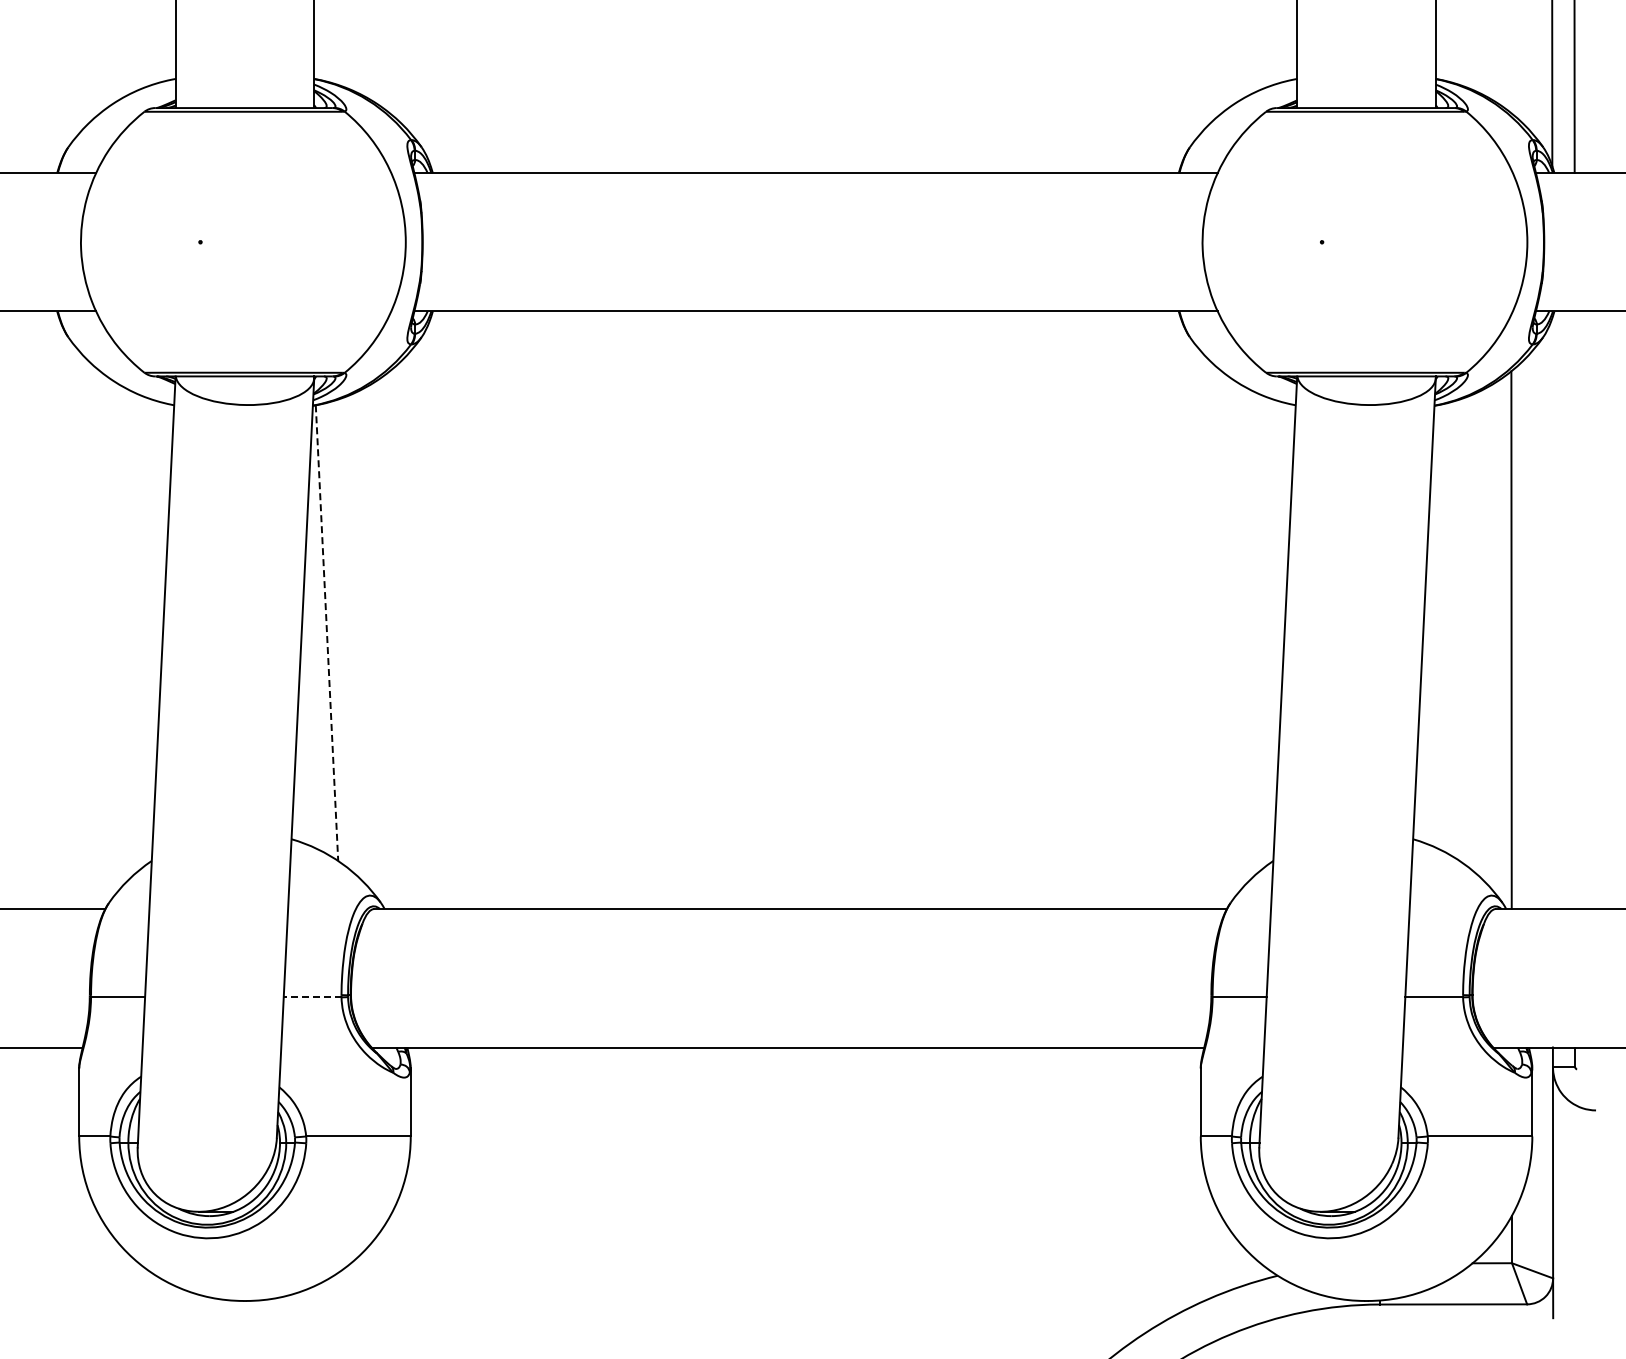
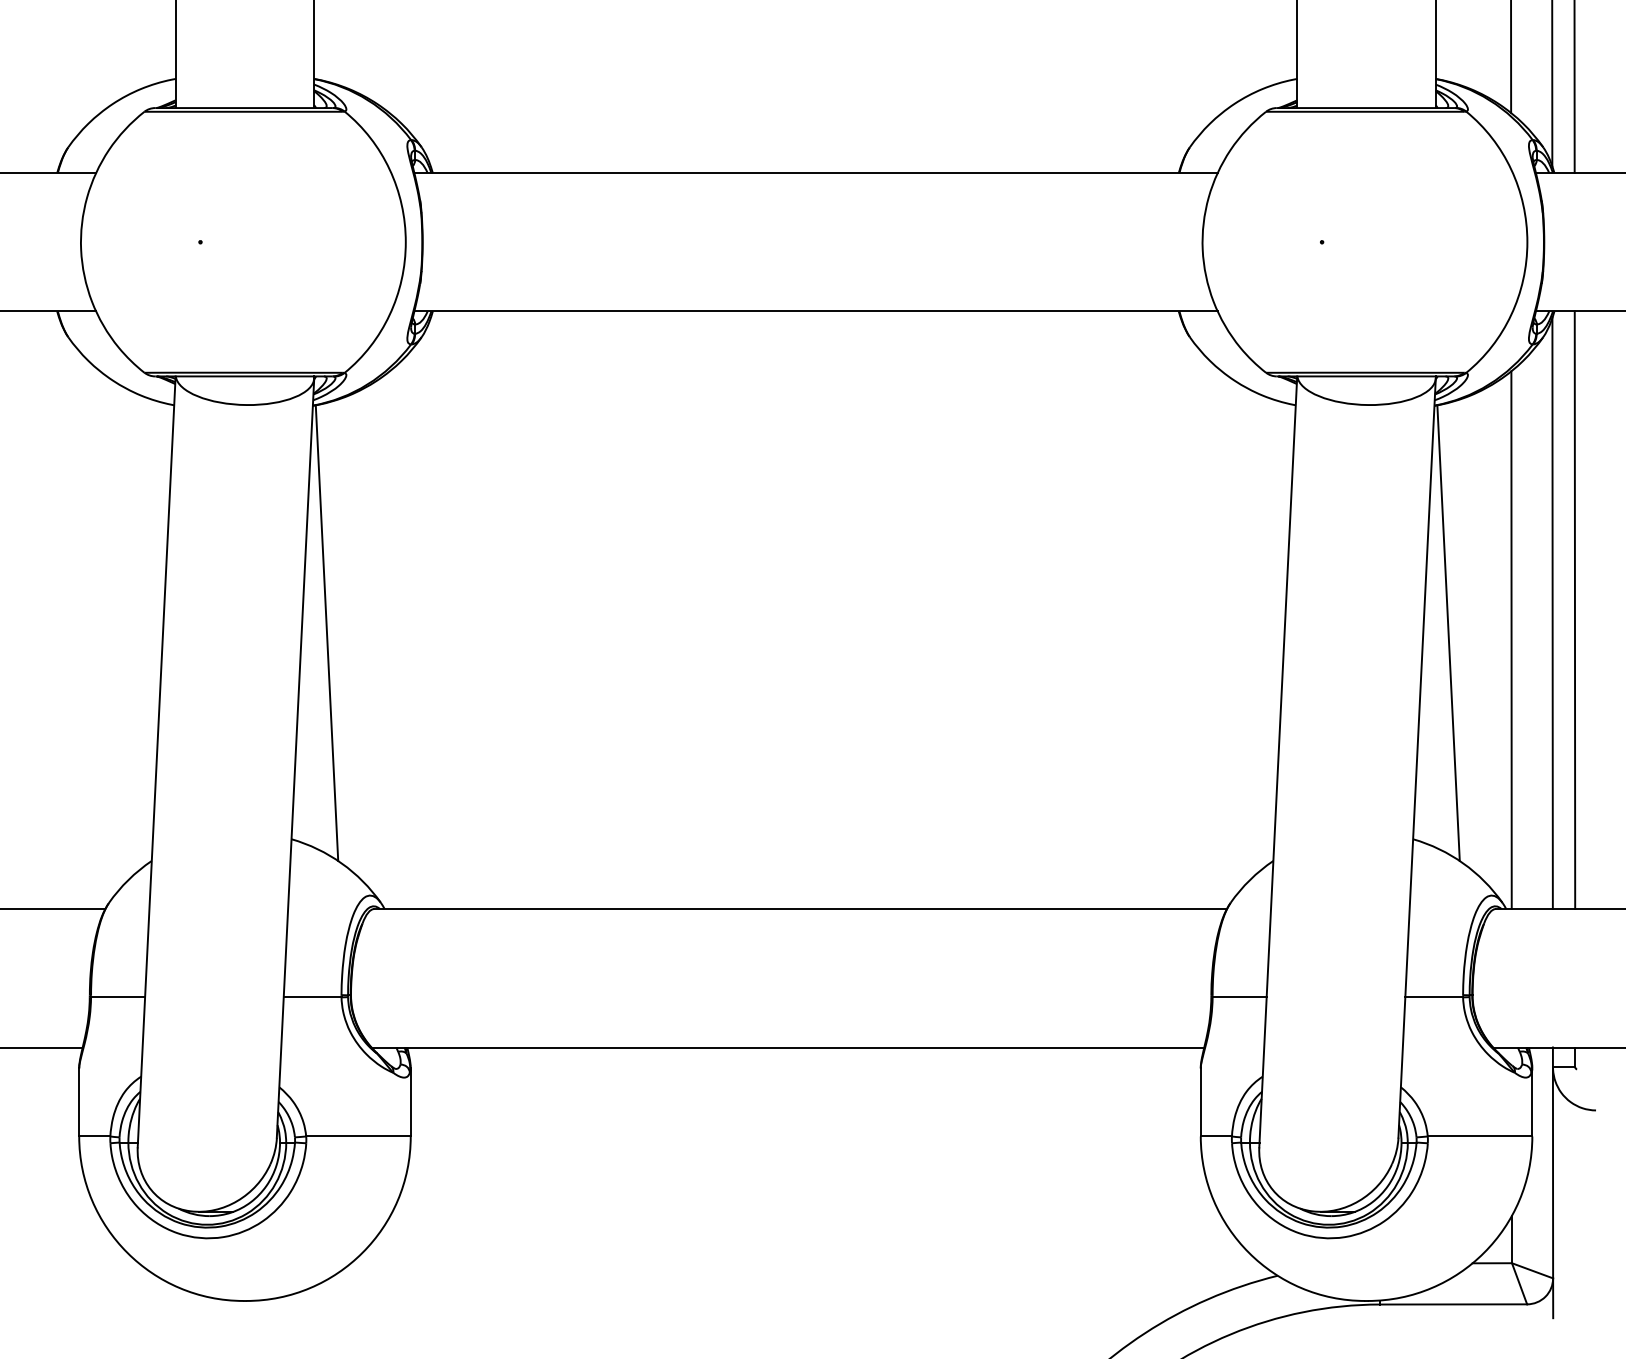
line: none -> present (1511, 57)
line: none -> present (1574, 609)
line: none -> present (1552, 612)
line: none -> present (1448, 632)
line: dashed -> solid (327, 633)
line: dashed -> solid (312, 997)
